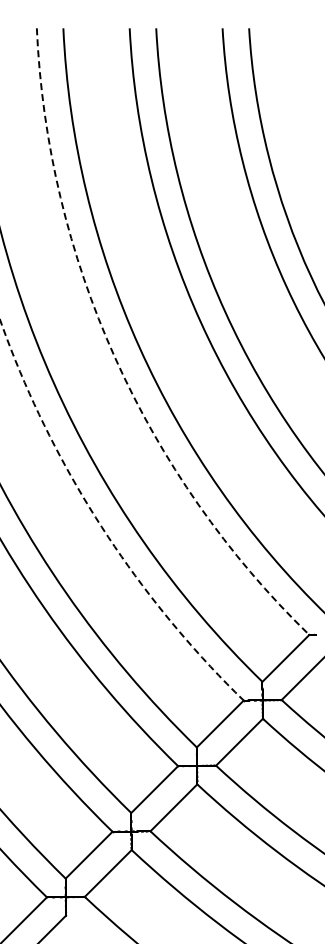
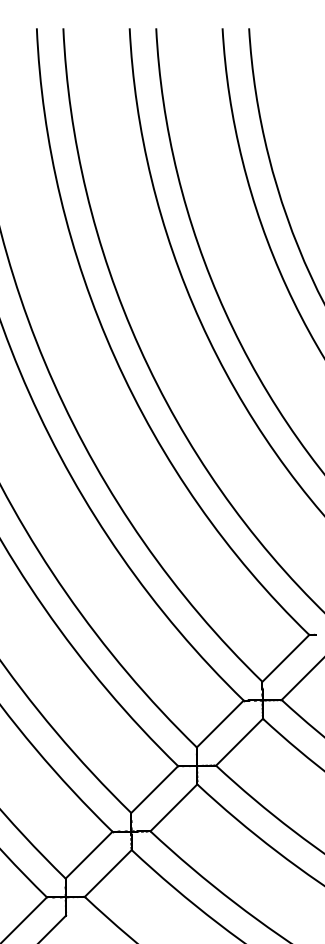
arc: dashed -> solid (115, 357)
arc: dashed -> solid (99, 522)
